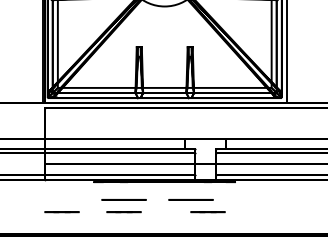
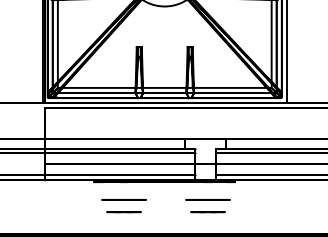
circle position: (190, 199) -> (207, 199) (207, 199)
line: present -> none (61, 212)
